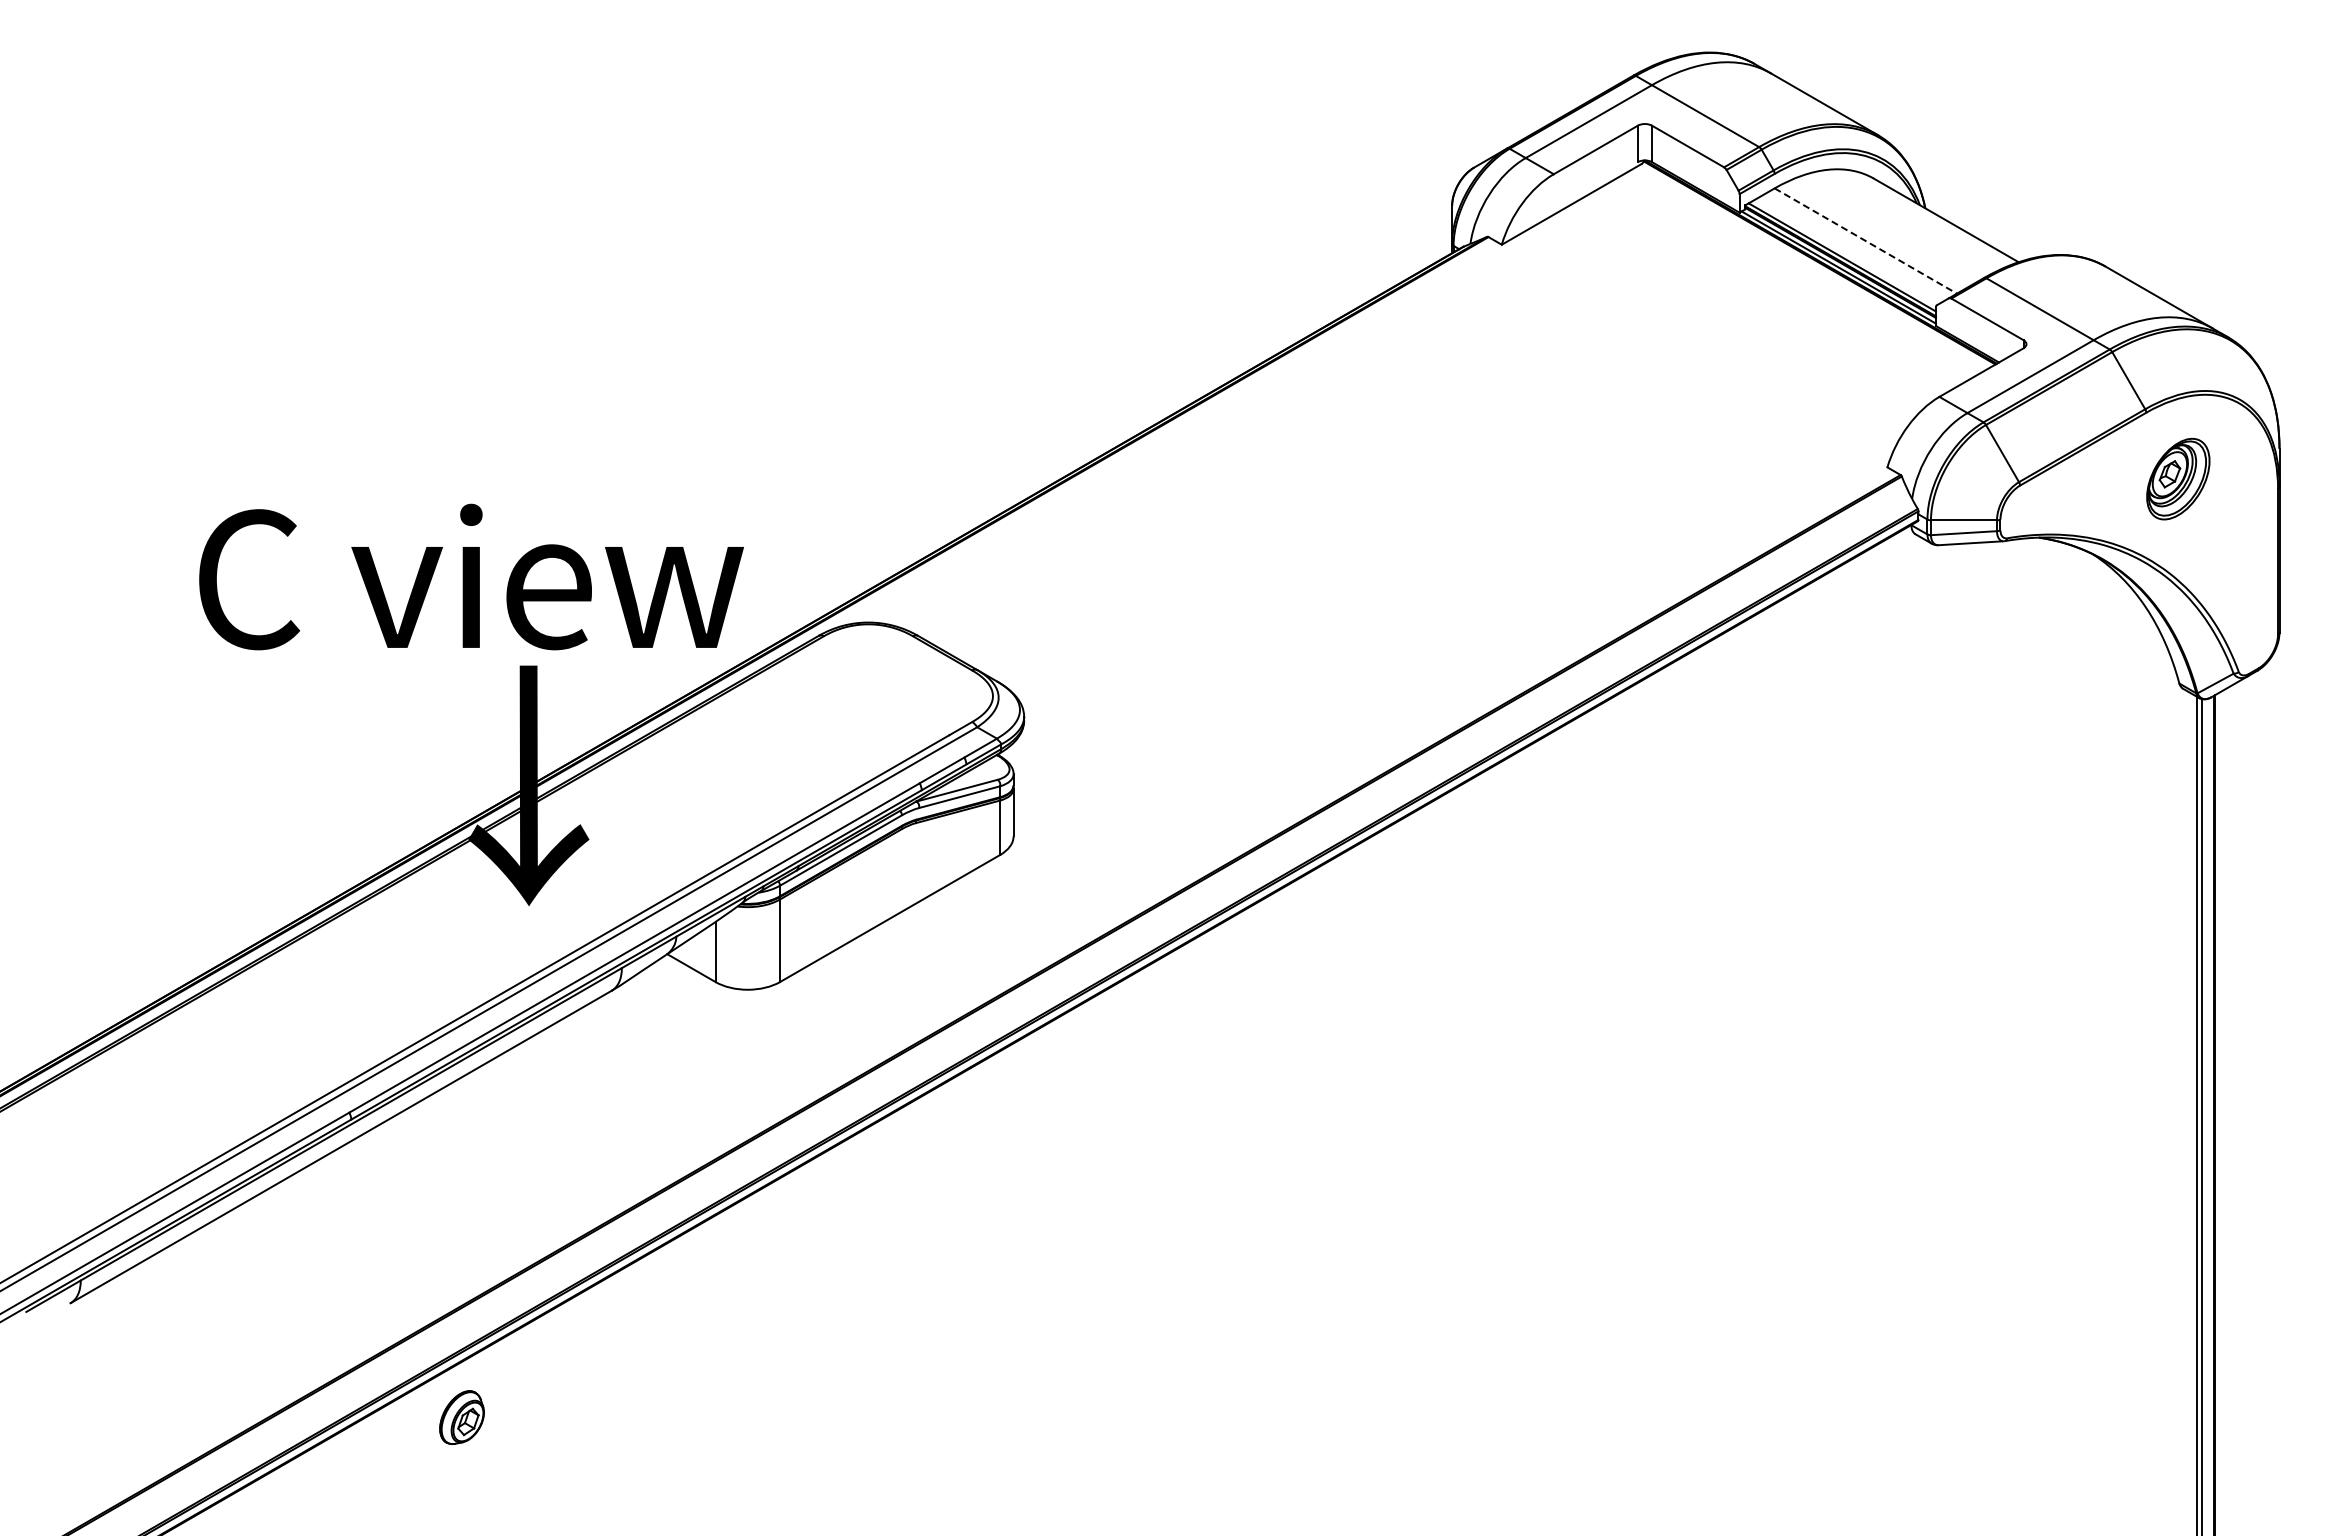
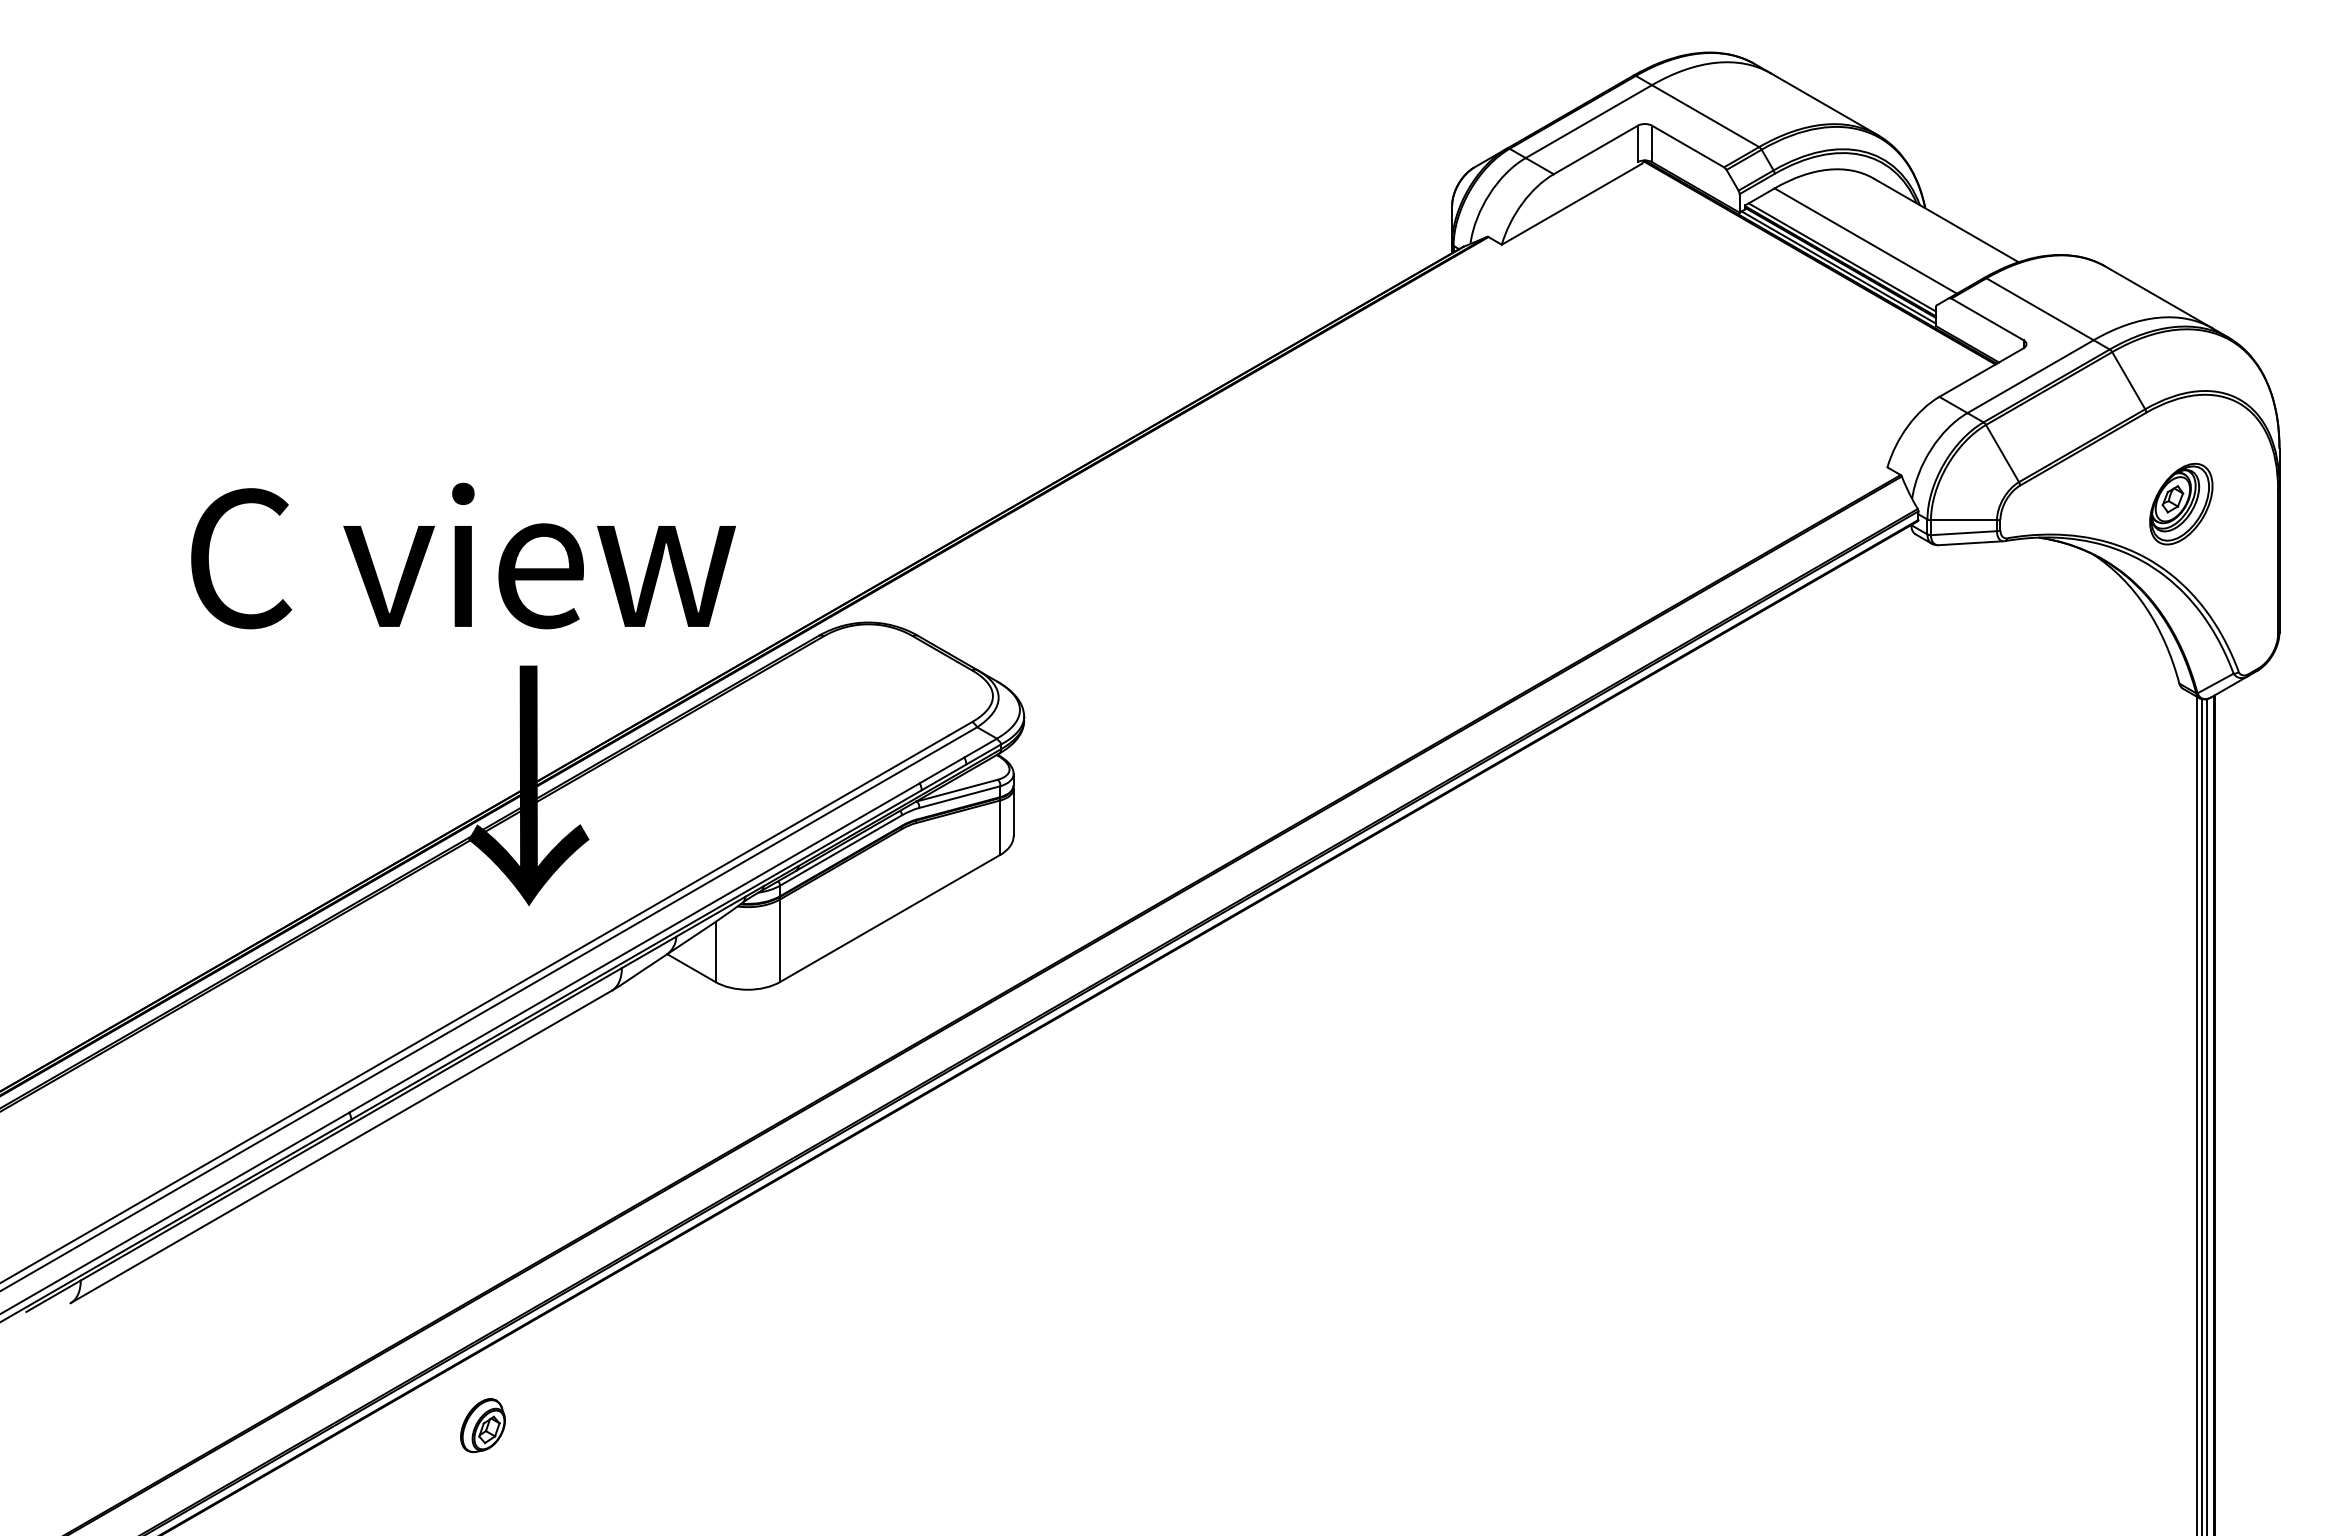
line: dashed -> solid (1866, 241)
part position: (2178, 478) -> (2181, 503) (2181, 503)
text position: (471, 576) -> (463, 555) (463, 555)
line: none -> present (2206, 1115)
part position: (461, 1417) -> (482, 1425) (482, 1425)
